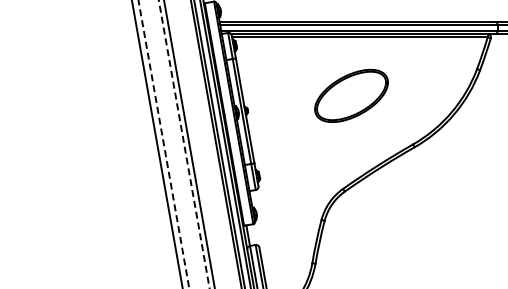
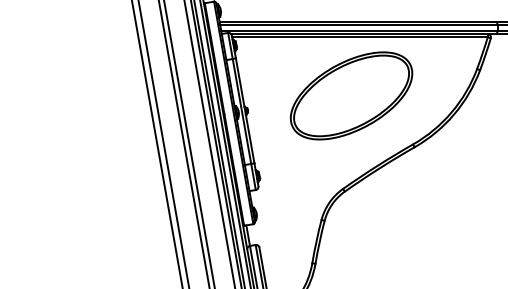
part size: 75x55 px -> 125x90 px (351, 95)
line: none -> present (209, 143)
line: dashed -> solid (164, 145)
line: dashed -> solid (184, 145)
